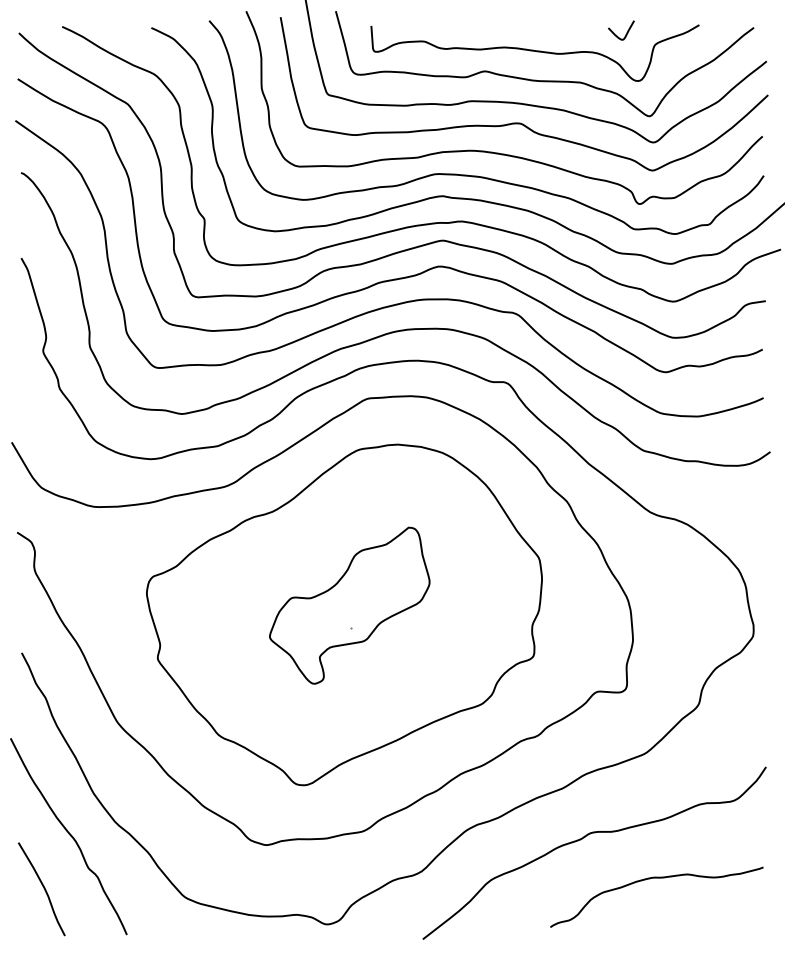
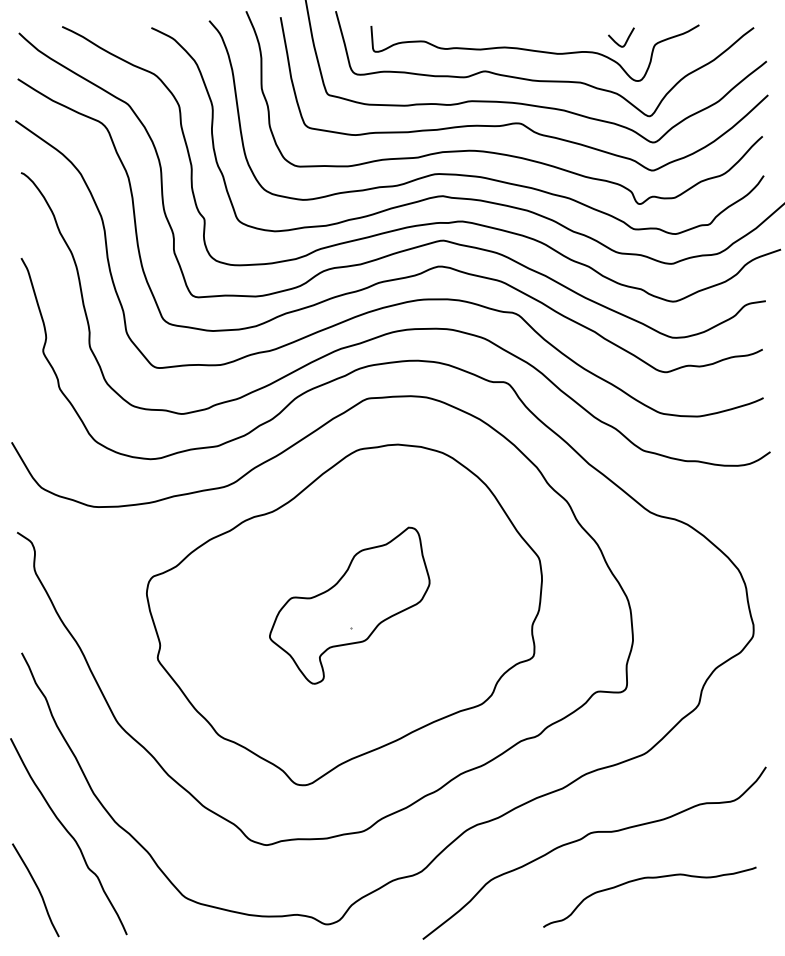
curve position: (626, 32) -> (626, 39) (626, 39)
curve position: (656, 878) -> (649, 878) (649, 878)
curve position: (43, 888) -> (37, 889) (37, 889)
